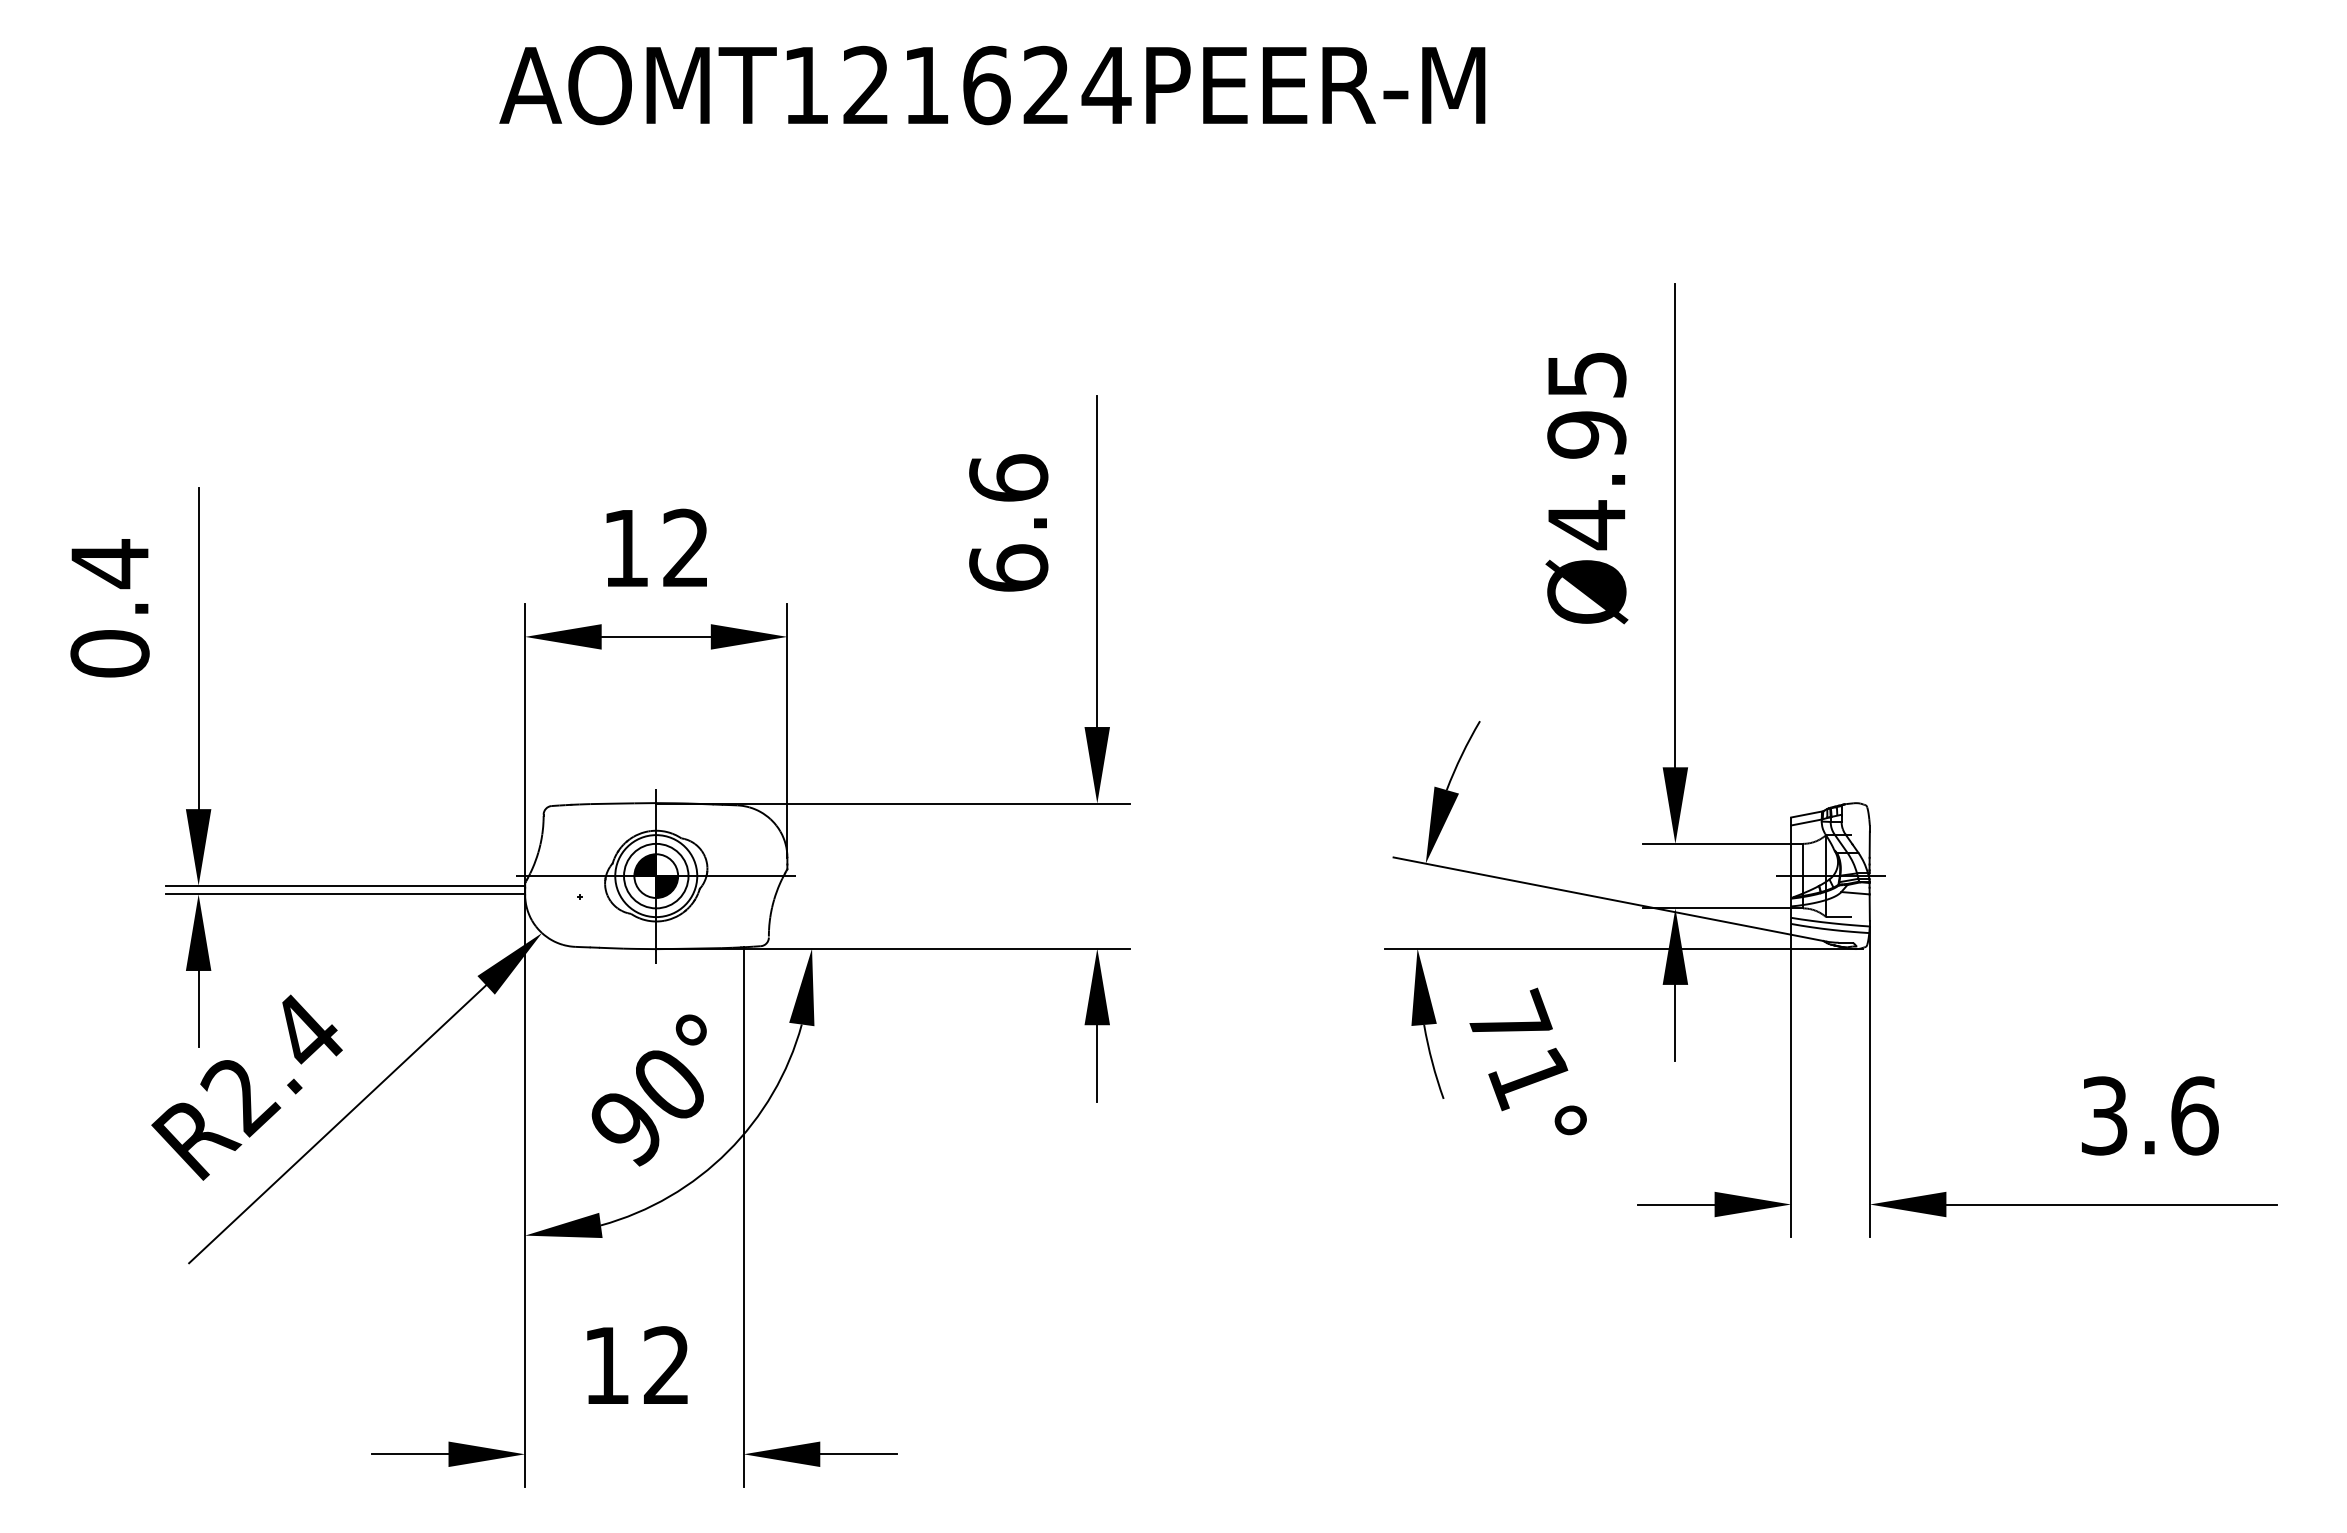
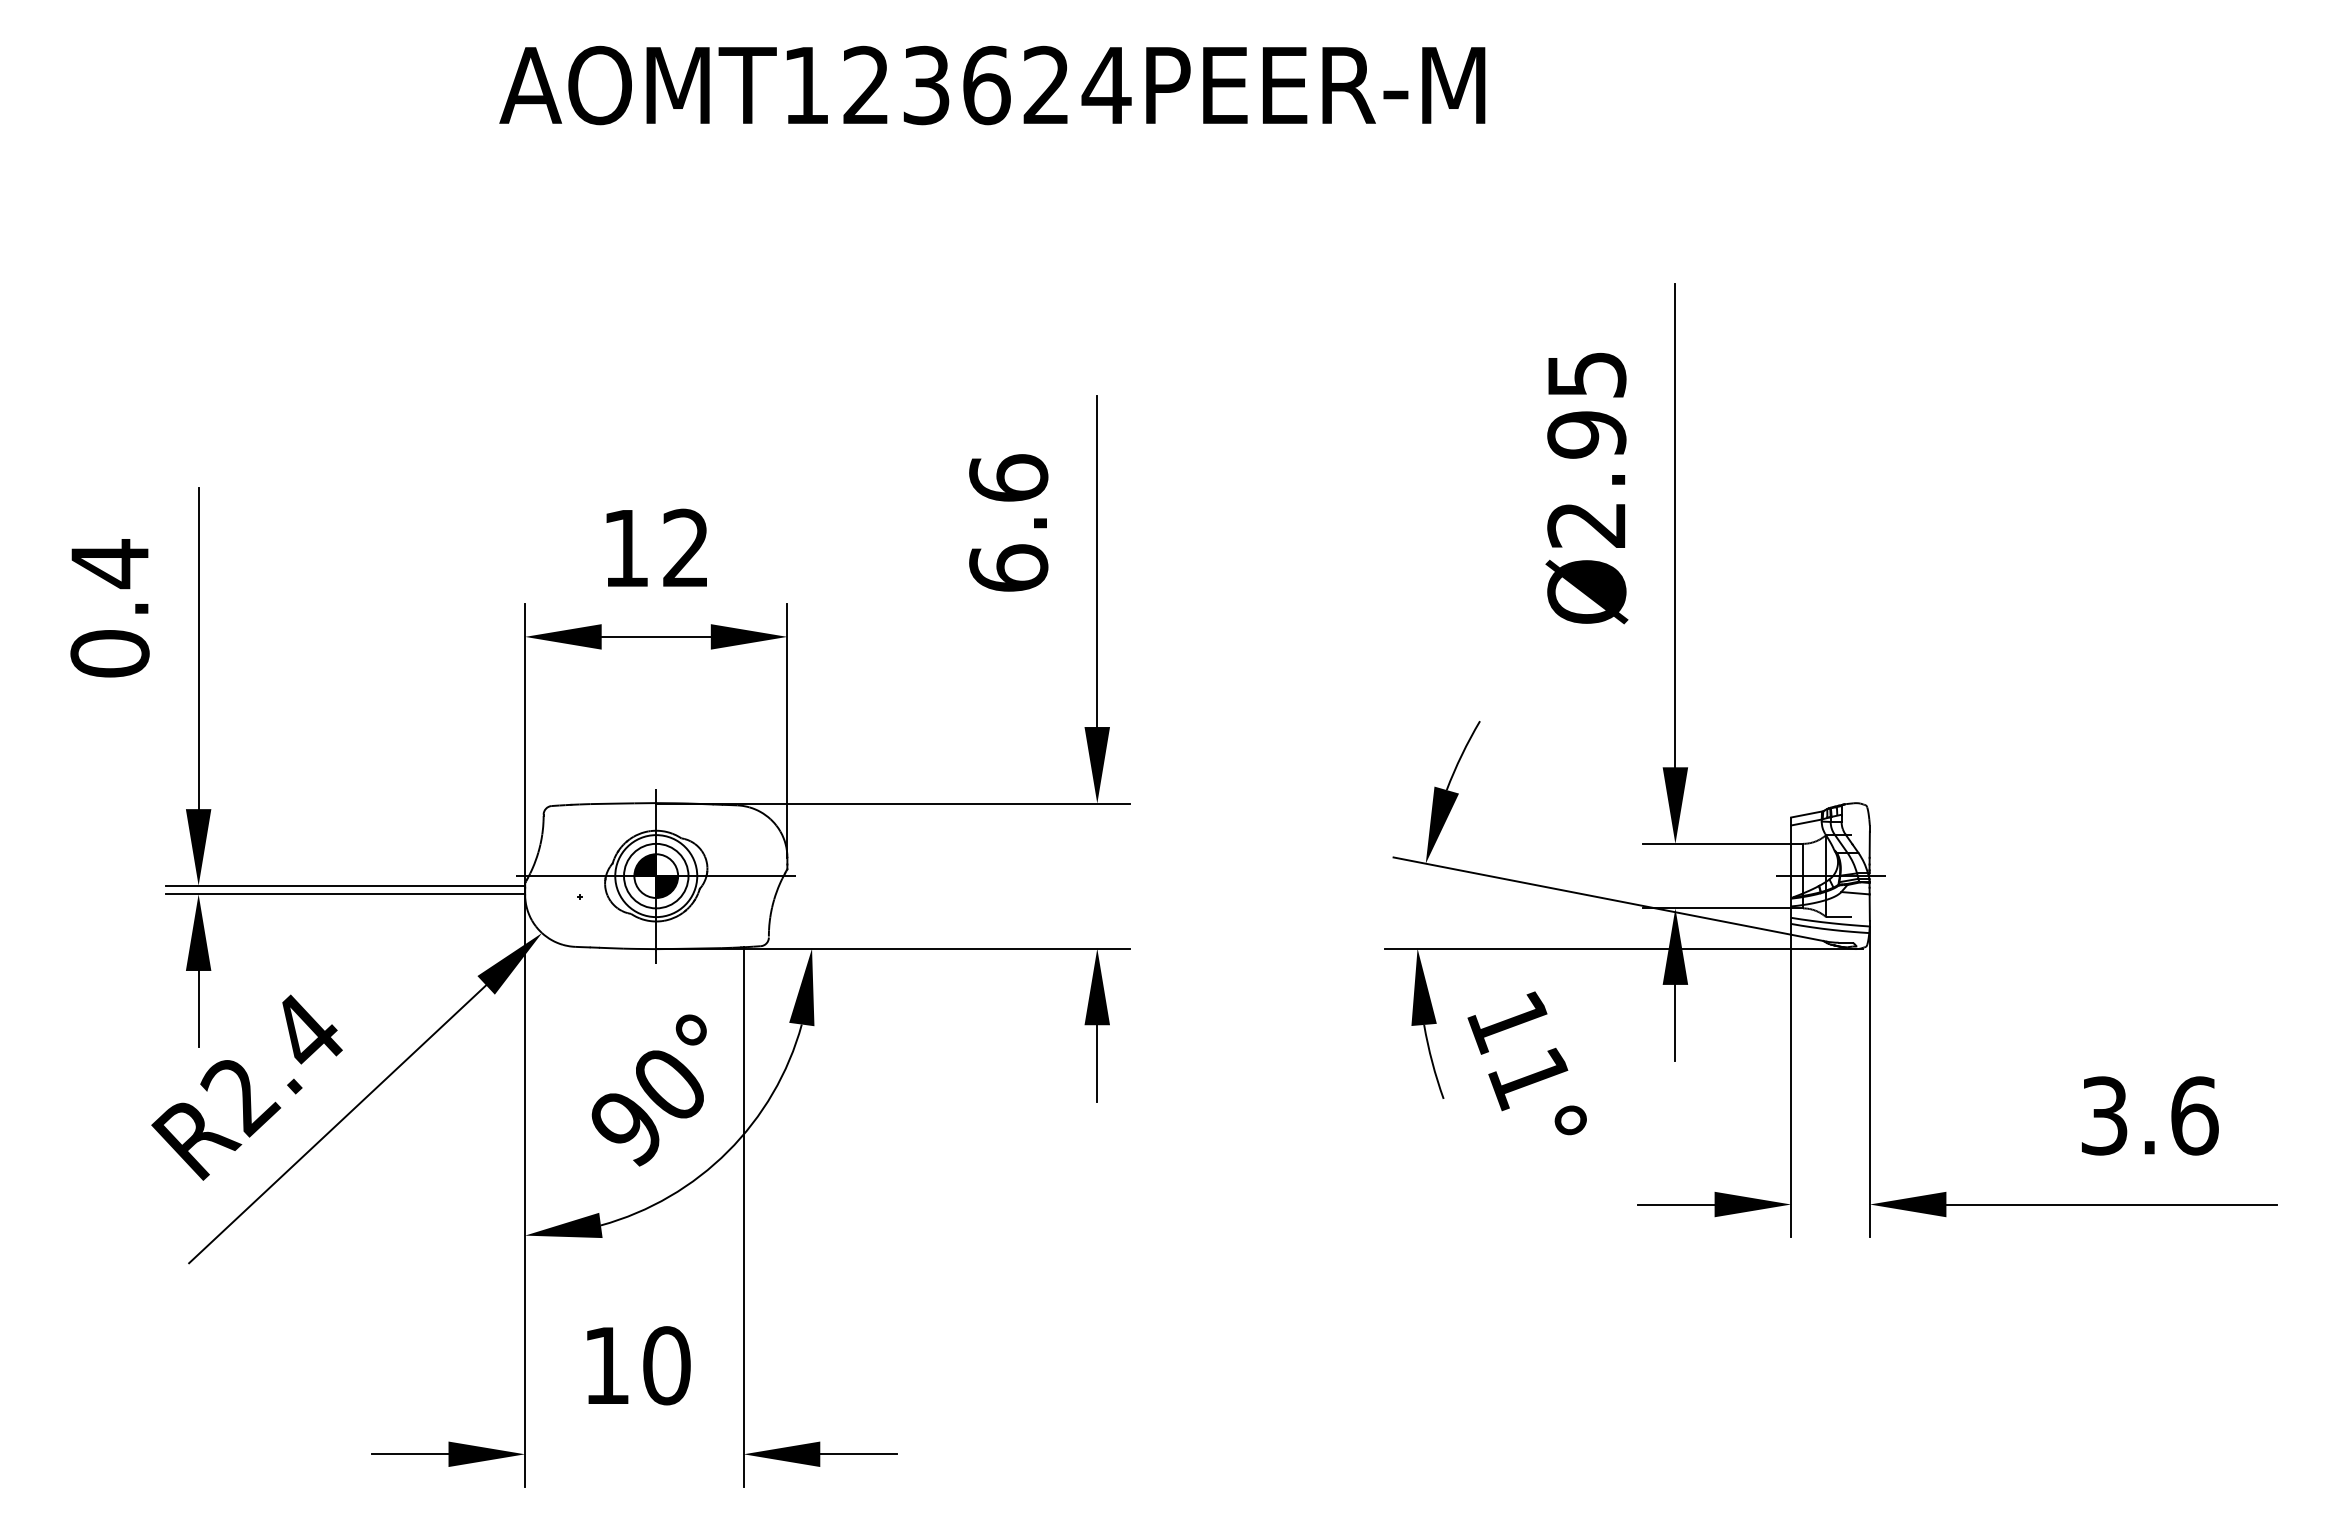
text: AOMT121624PEER-M -> AOMT123624PEER-M (926, 85)
text: Ø4.95 -> Ø2.95 (1586, 525)
text: 71° -> 11° (1509, 1020)
text: 12 -> 10 (666, 1365)
